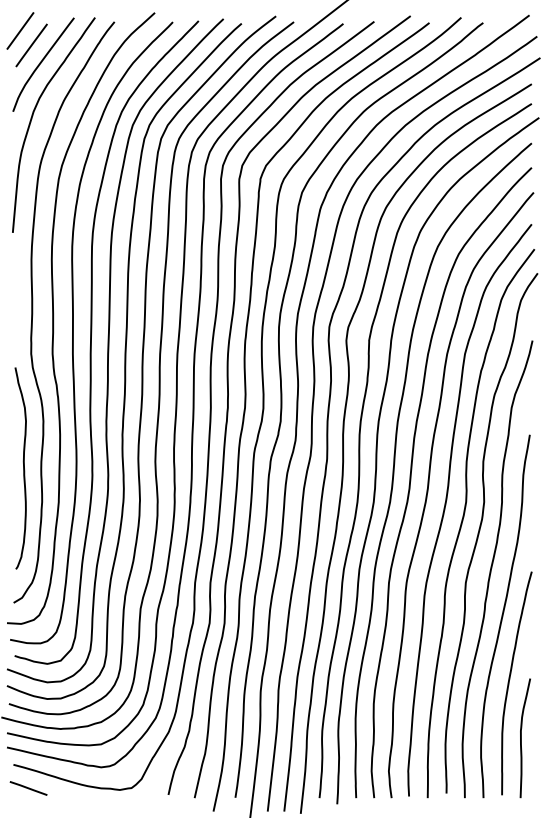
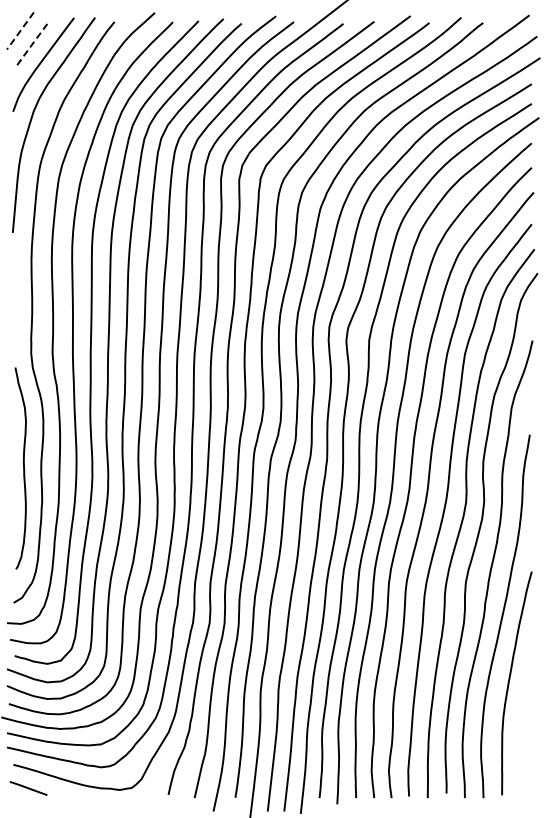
line: solid -> dashed (20, 30)
line: solid -> dashed (31, 45)
curve: present -> none (521, 738)
